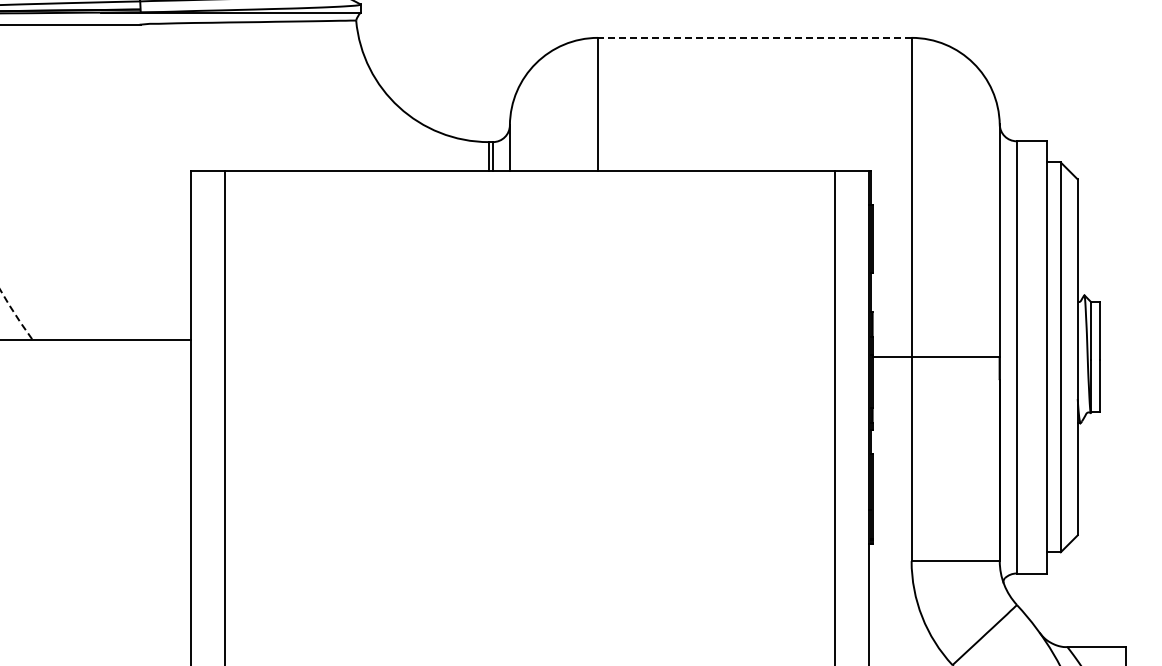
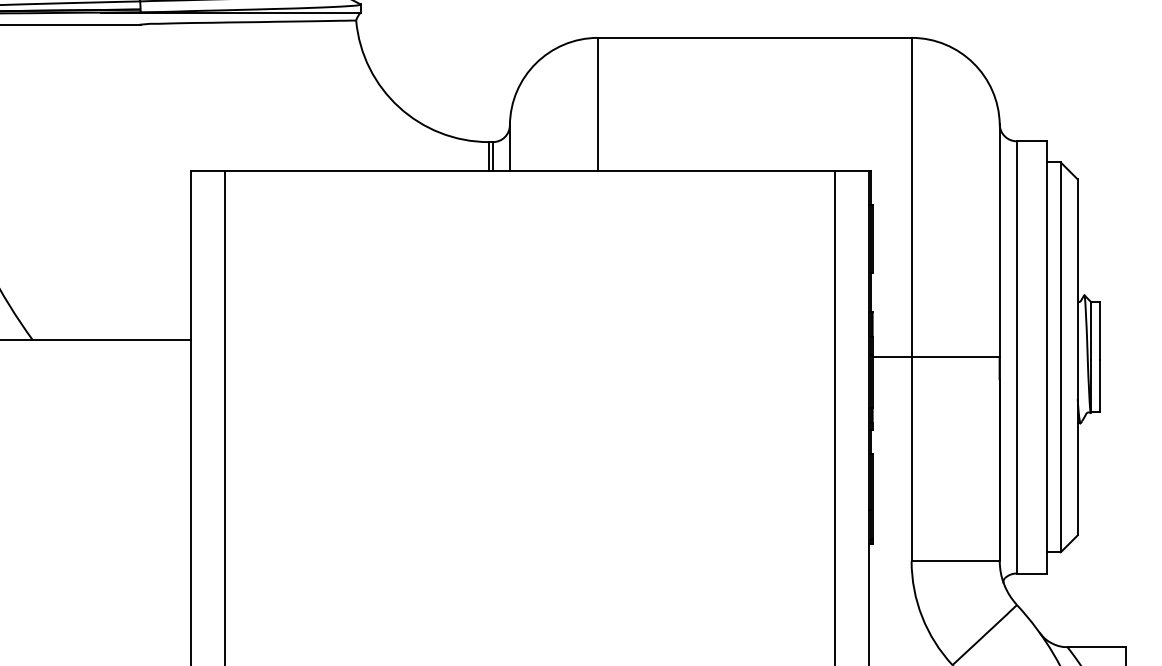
line: dashed -> solid (754, 37)
arc: dashed -> solid (16, 315)
